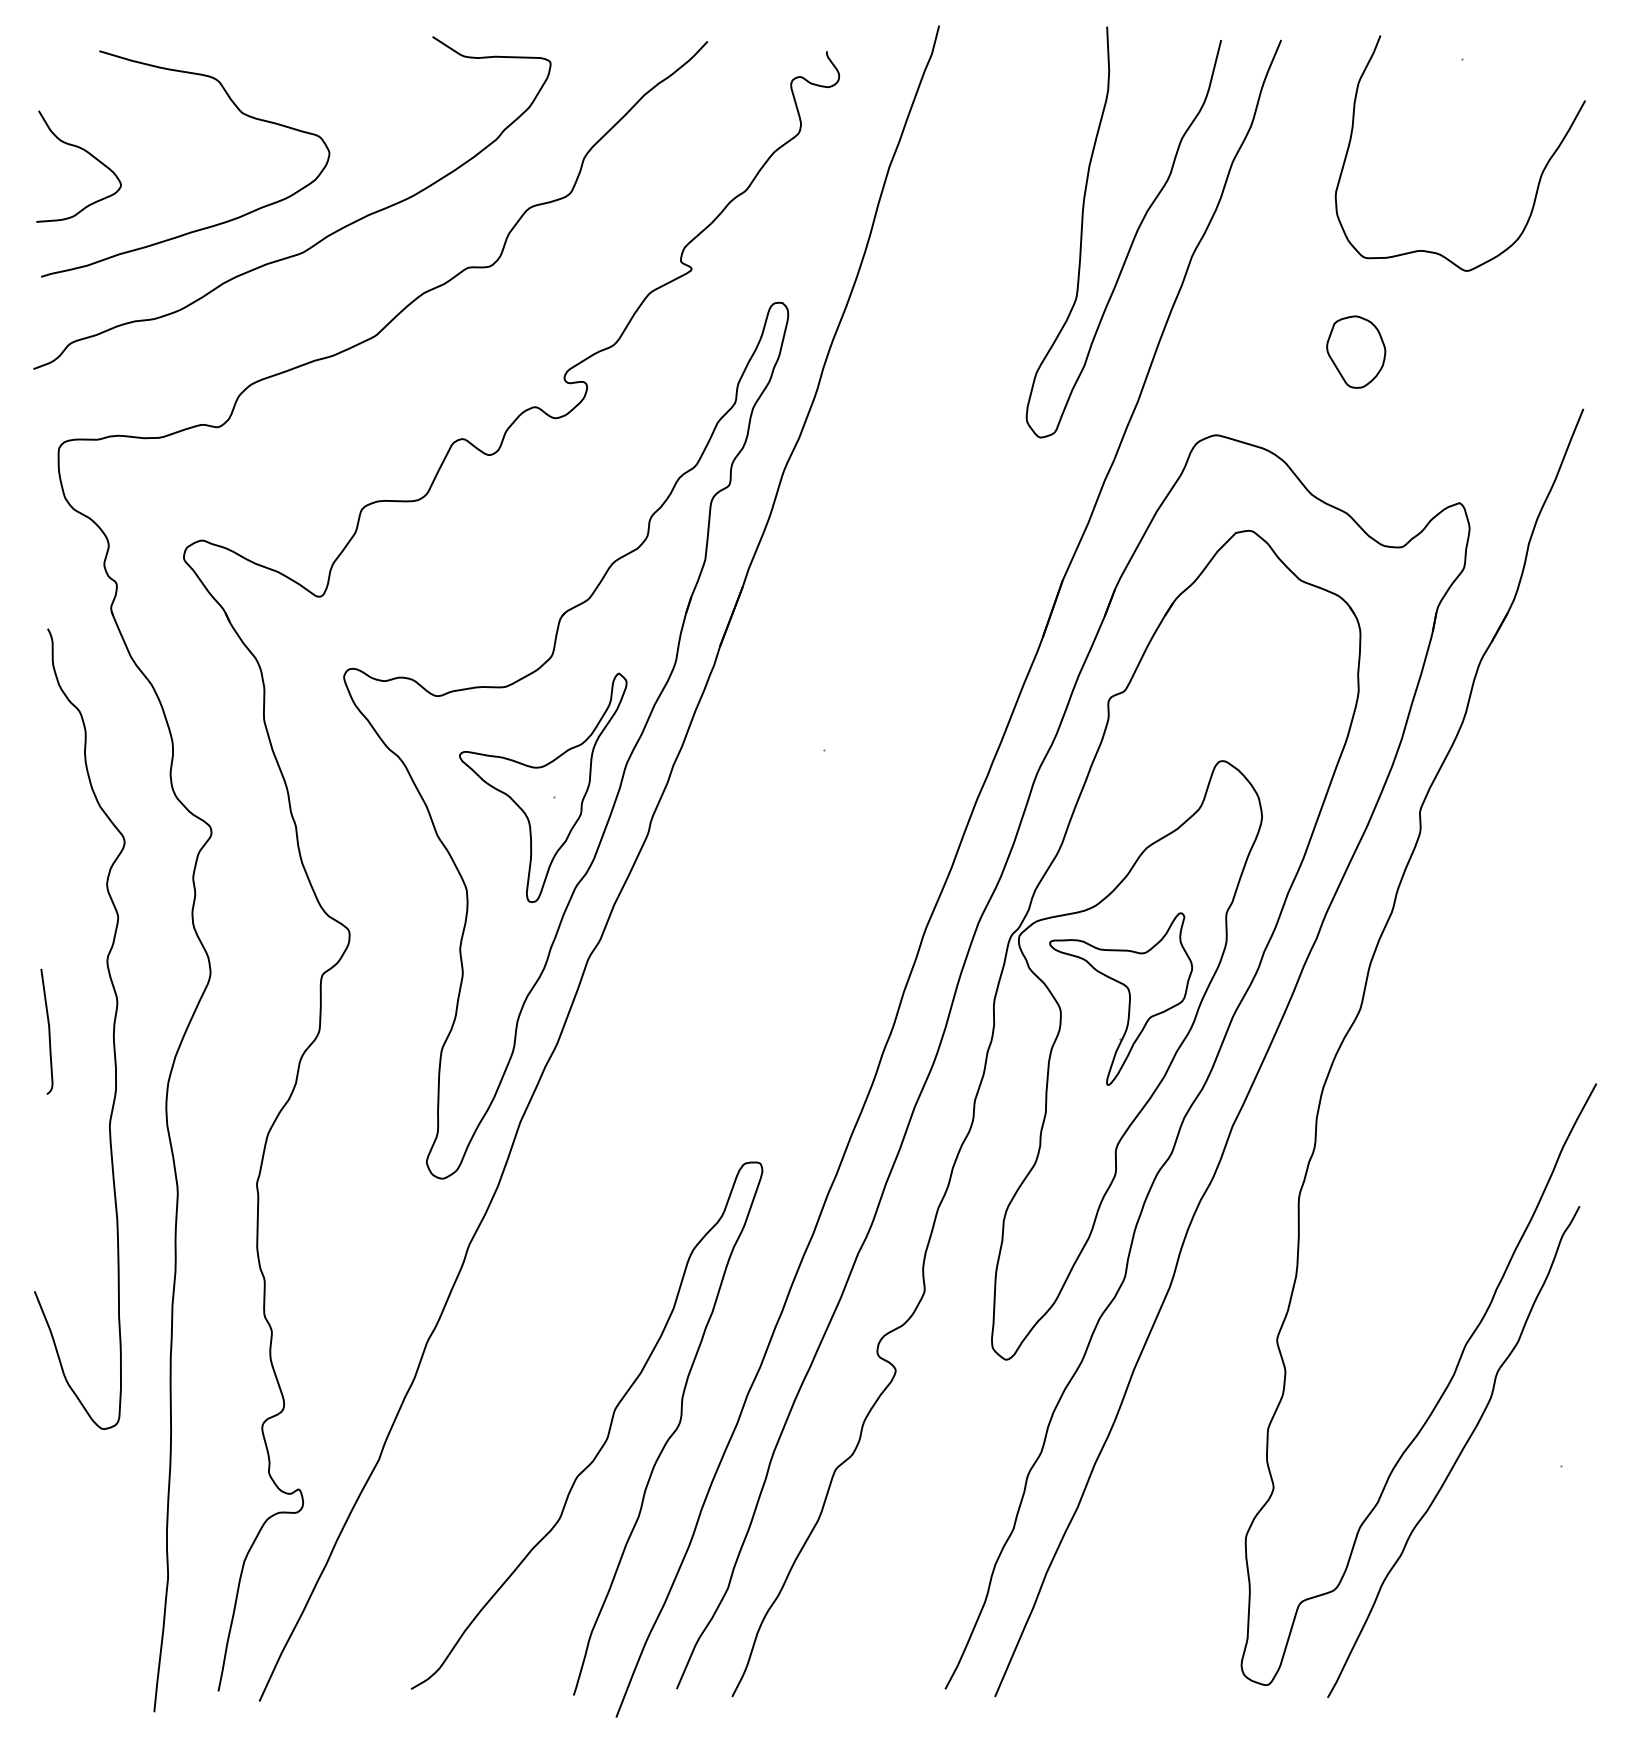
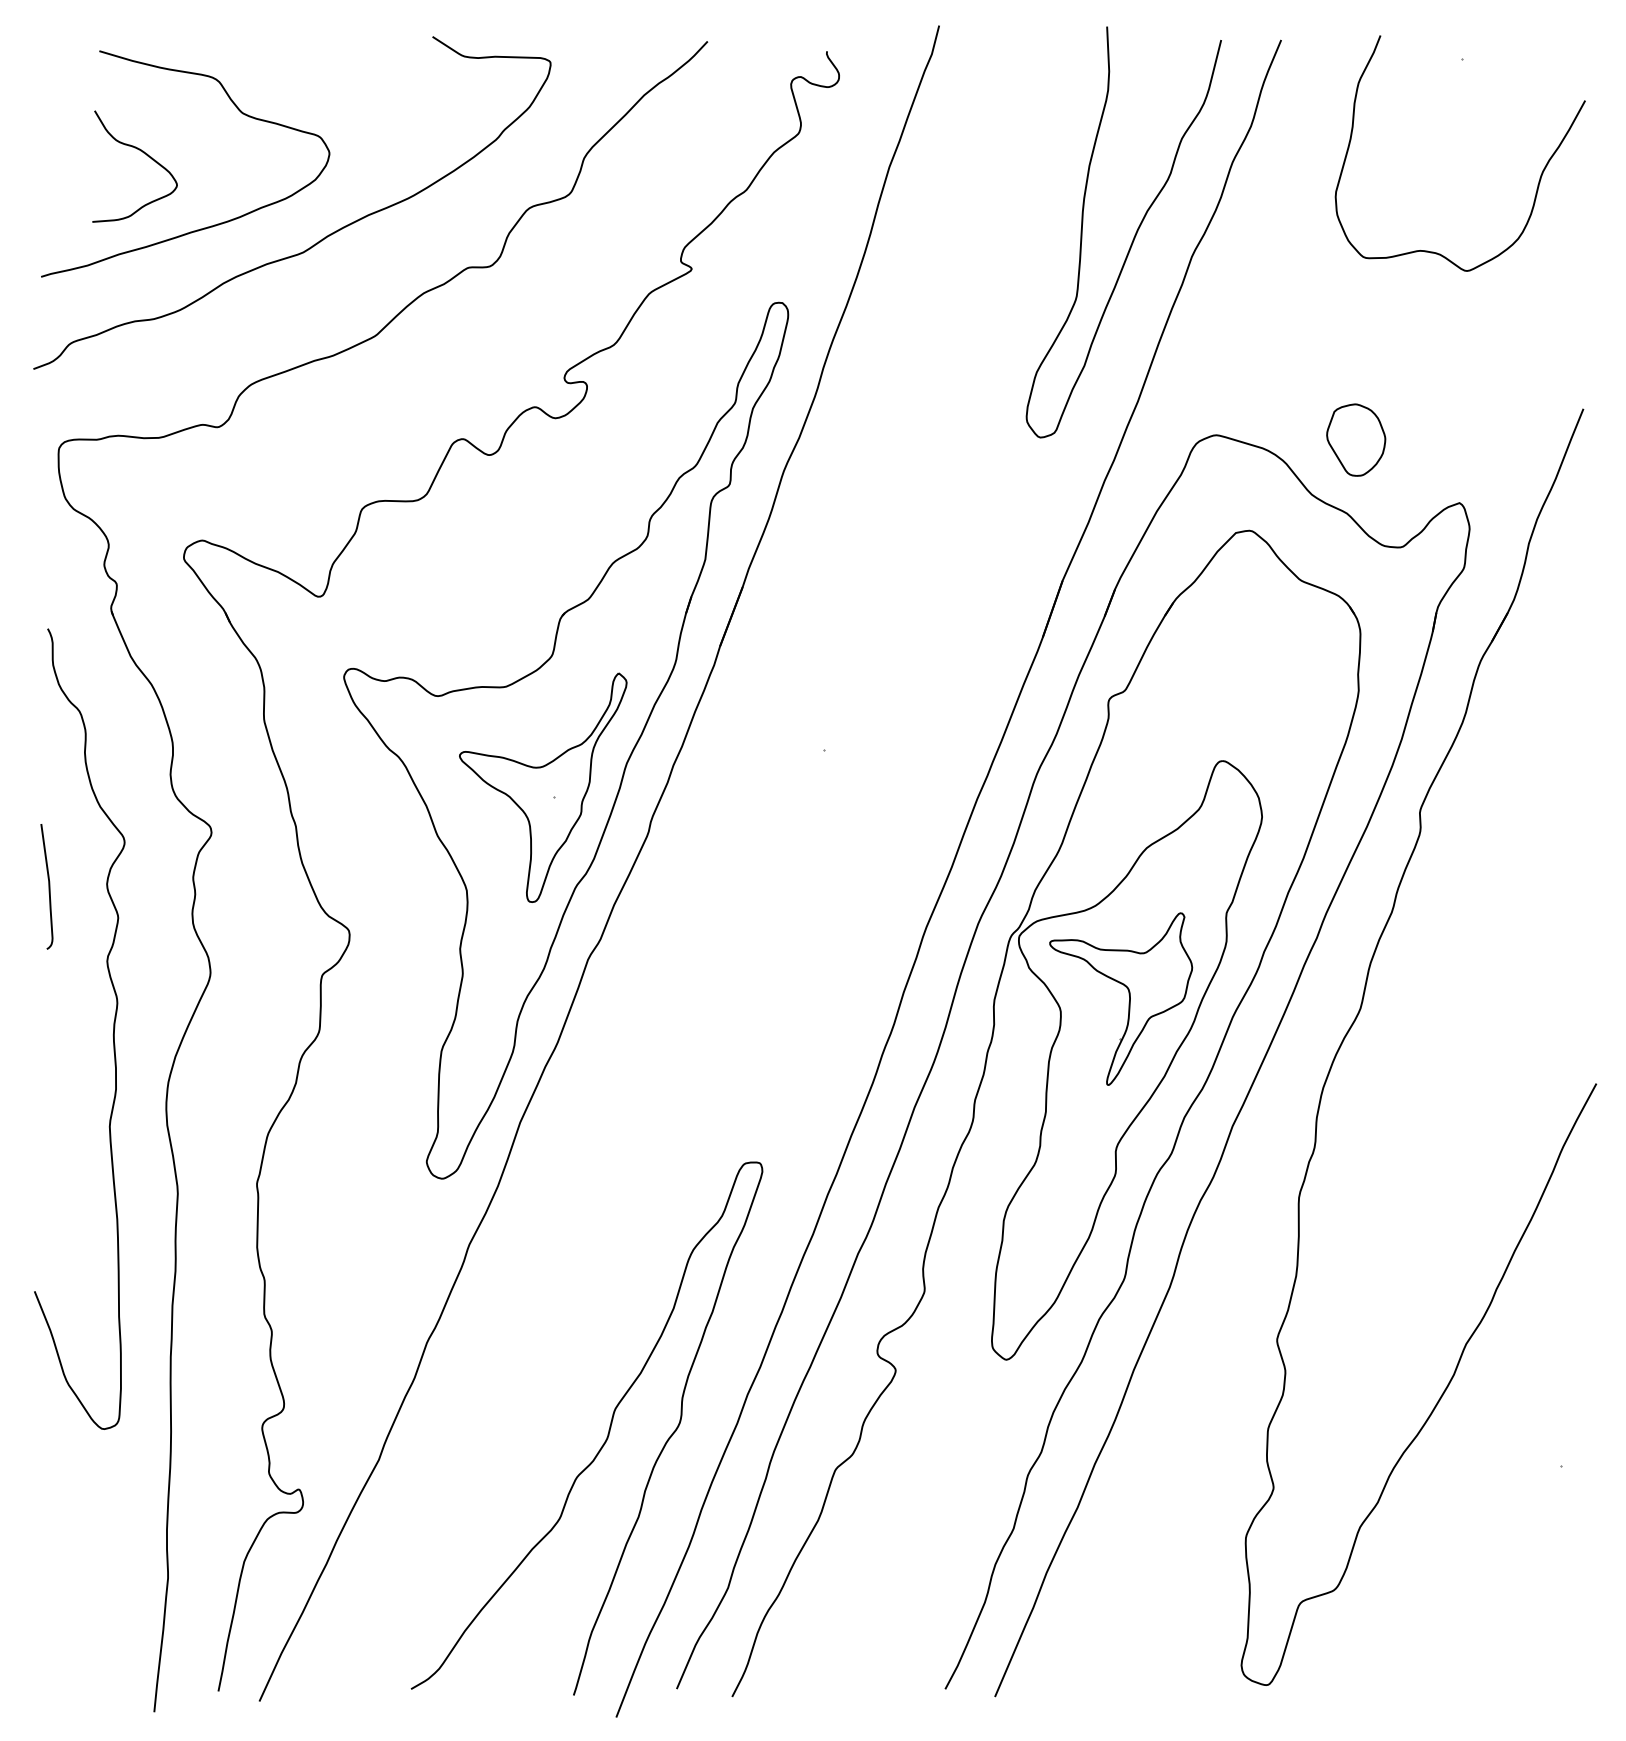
curve position: (87, 153) -> (143, 153) (143, 153)
part position: (1356, 351) -> (1356, 439) (1356, 439)
curve position: (48, 1031) -> (48, 886) (48, 886)
curve: present -> none (1458, 1454)
